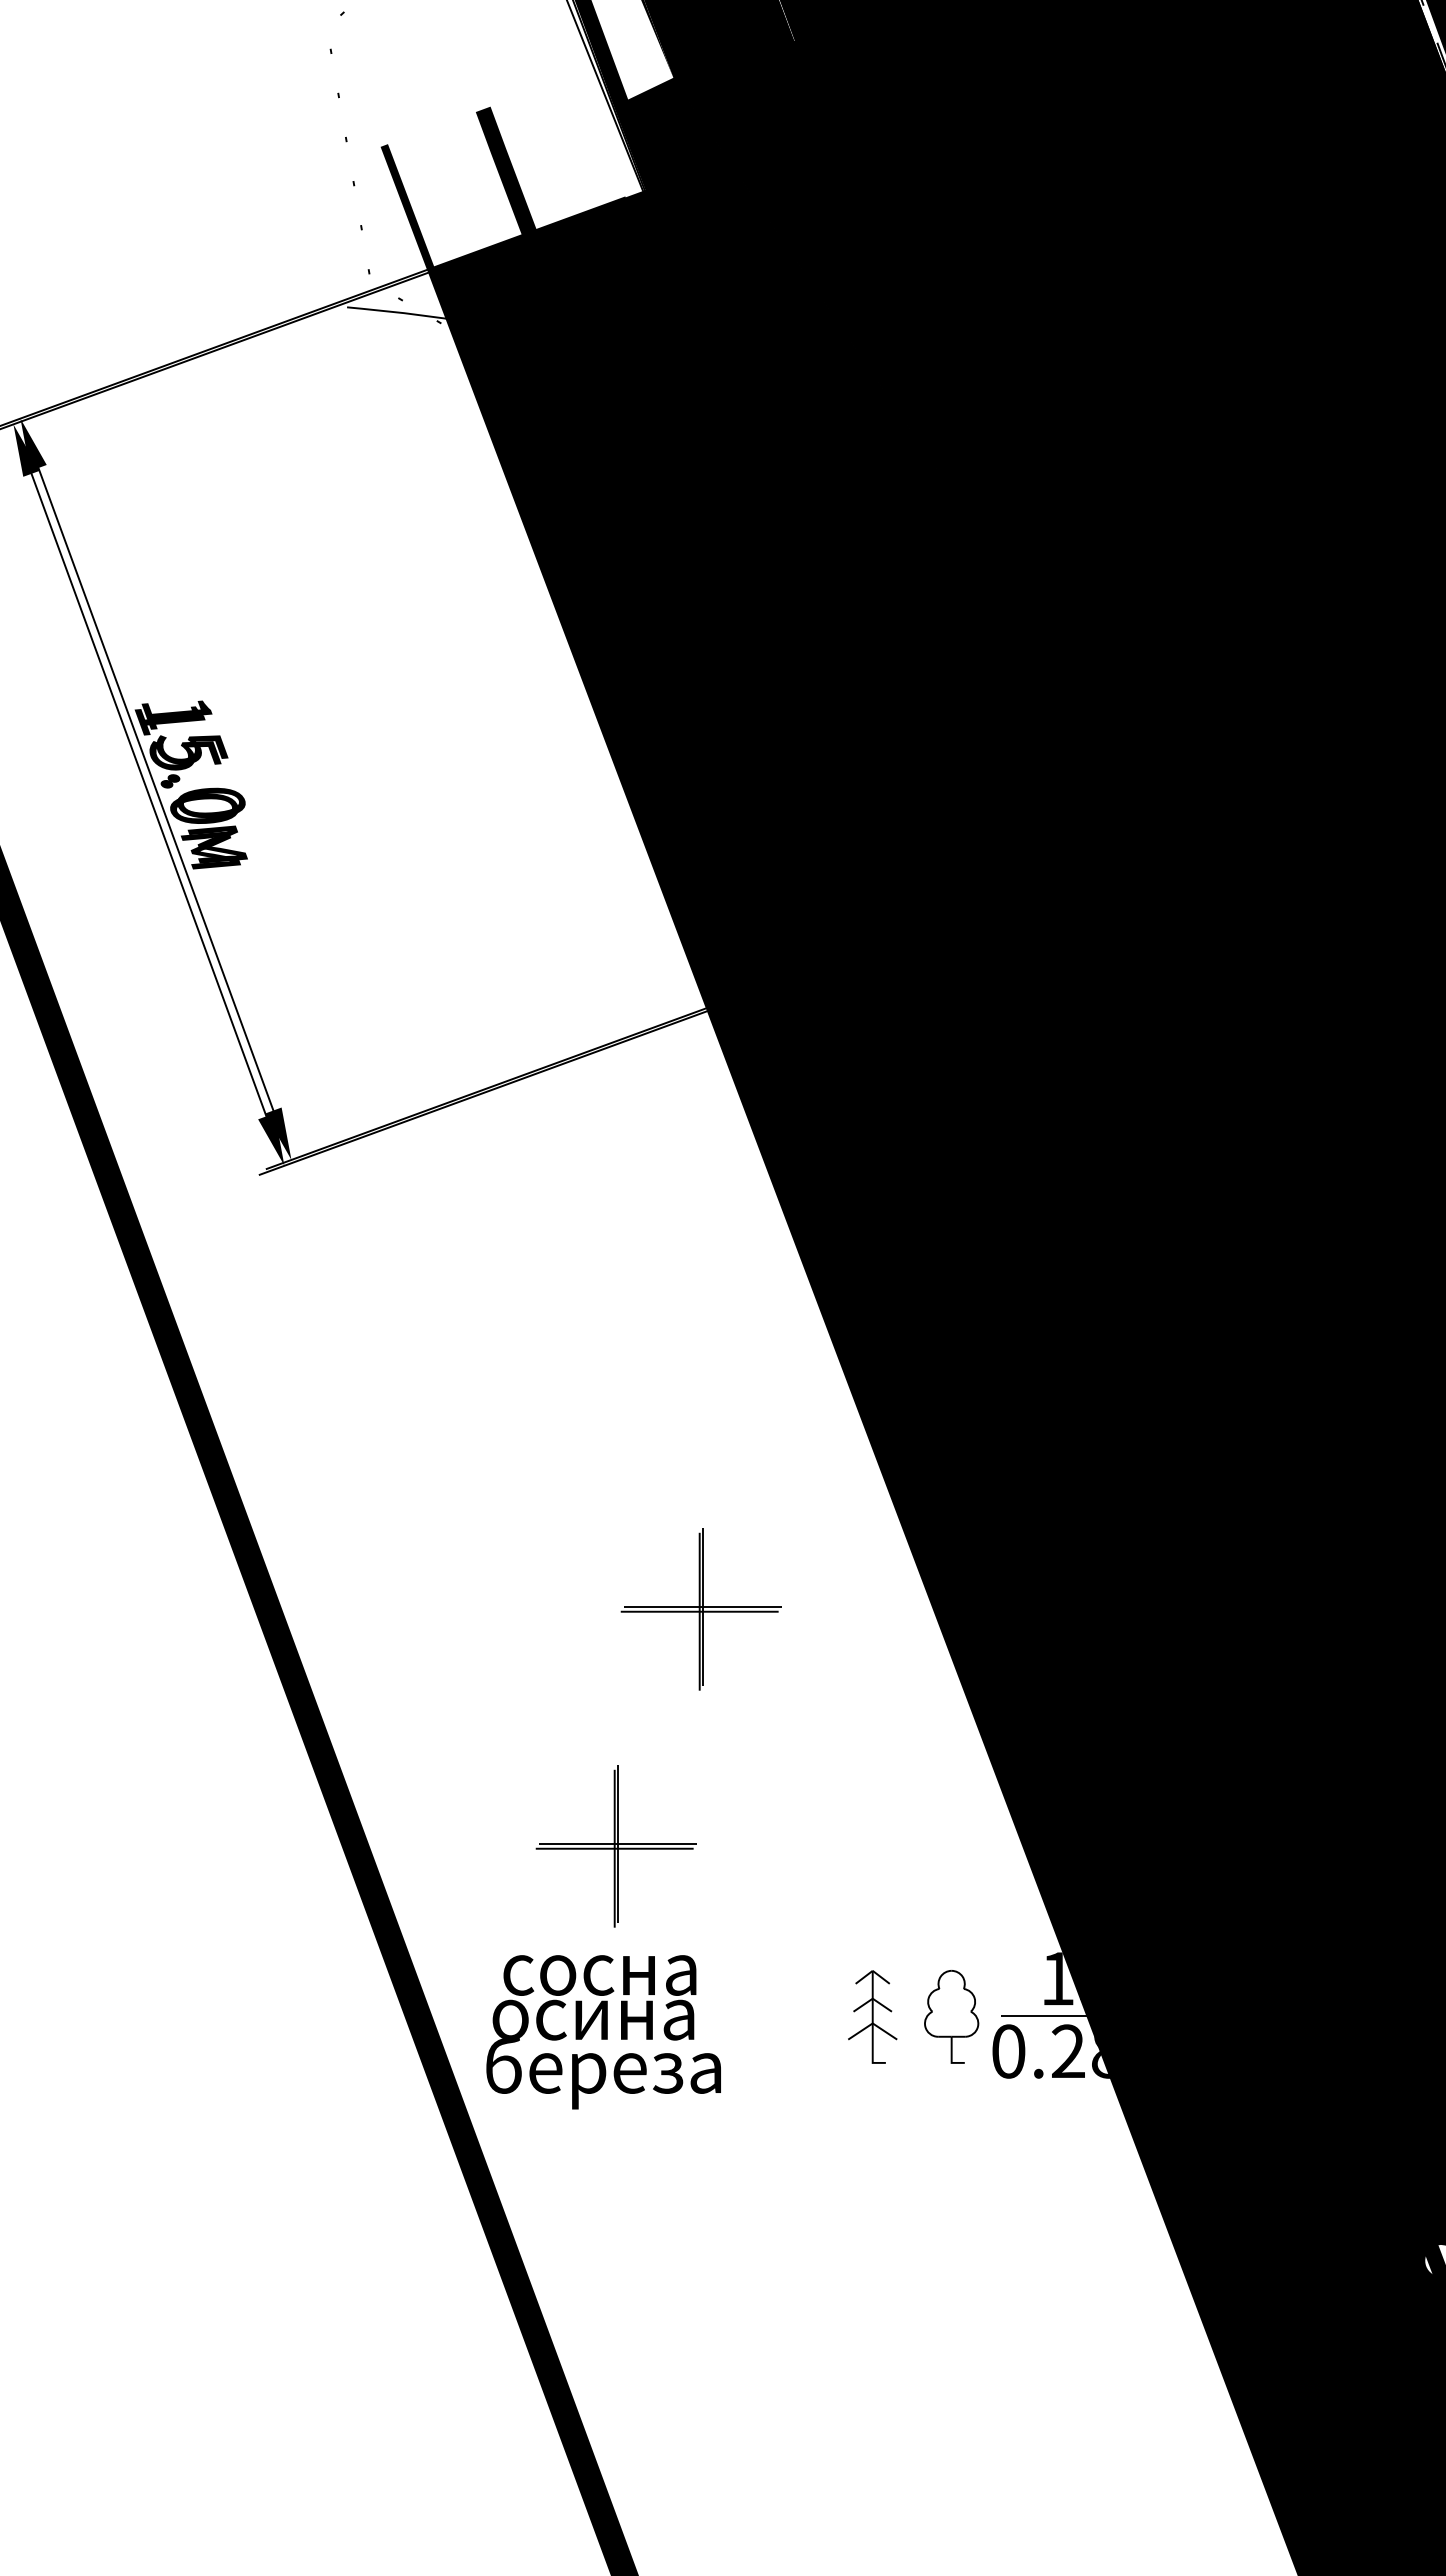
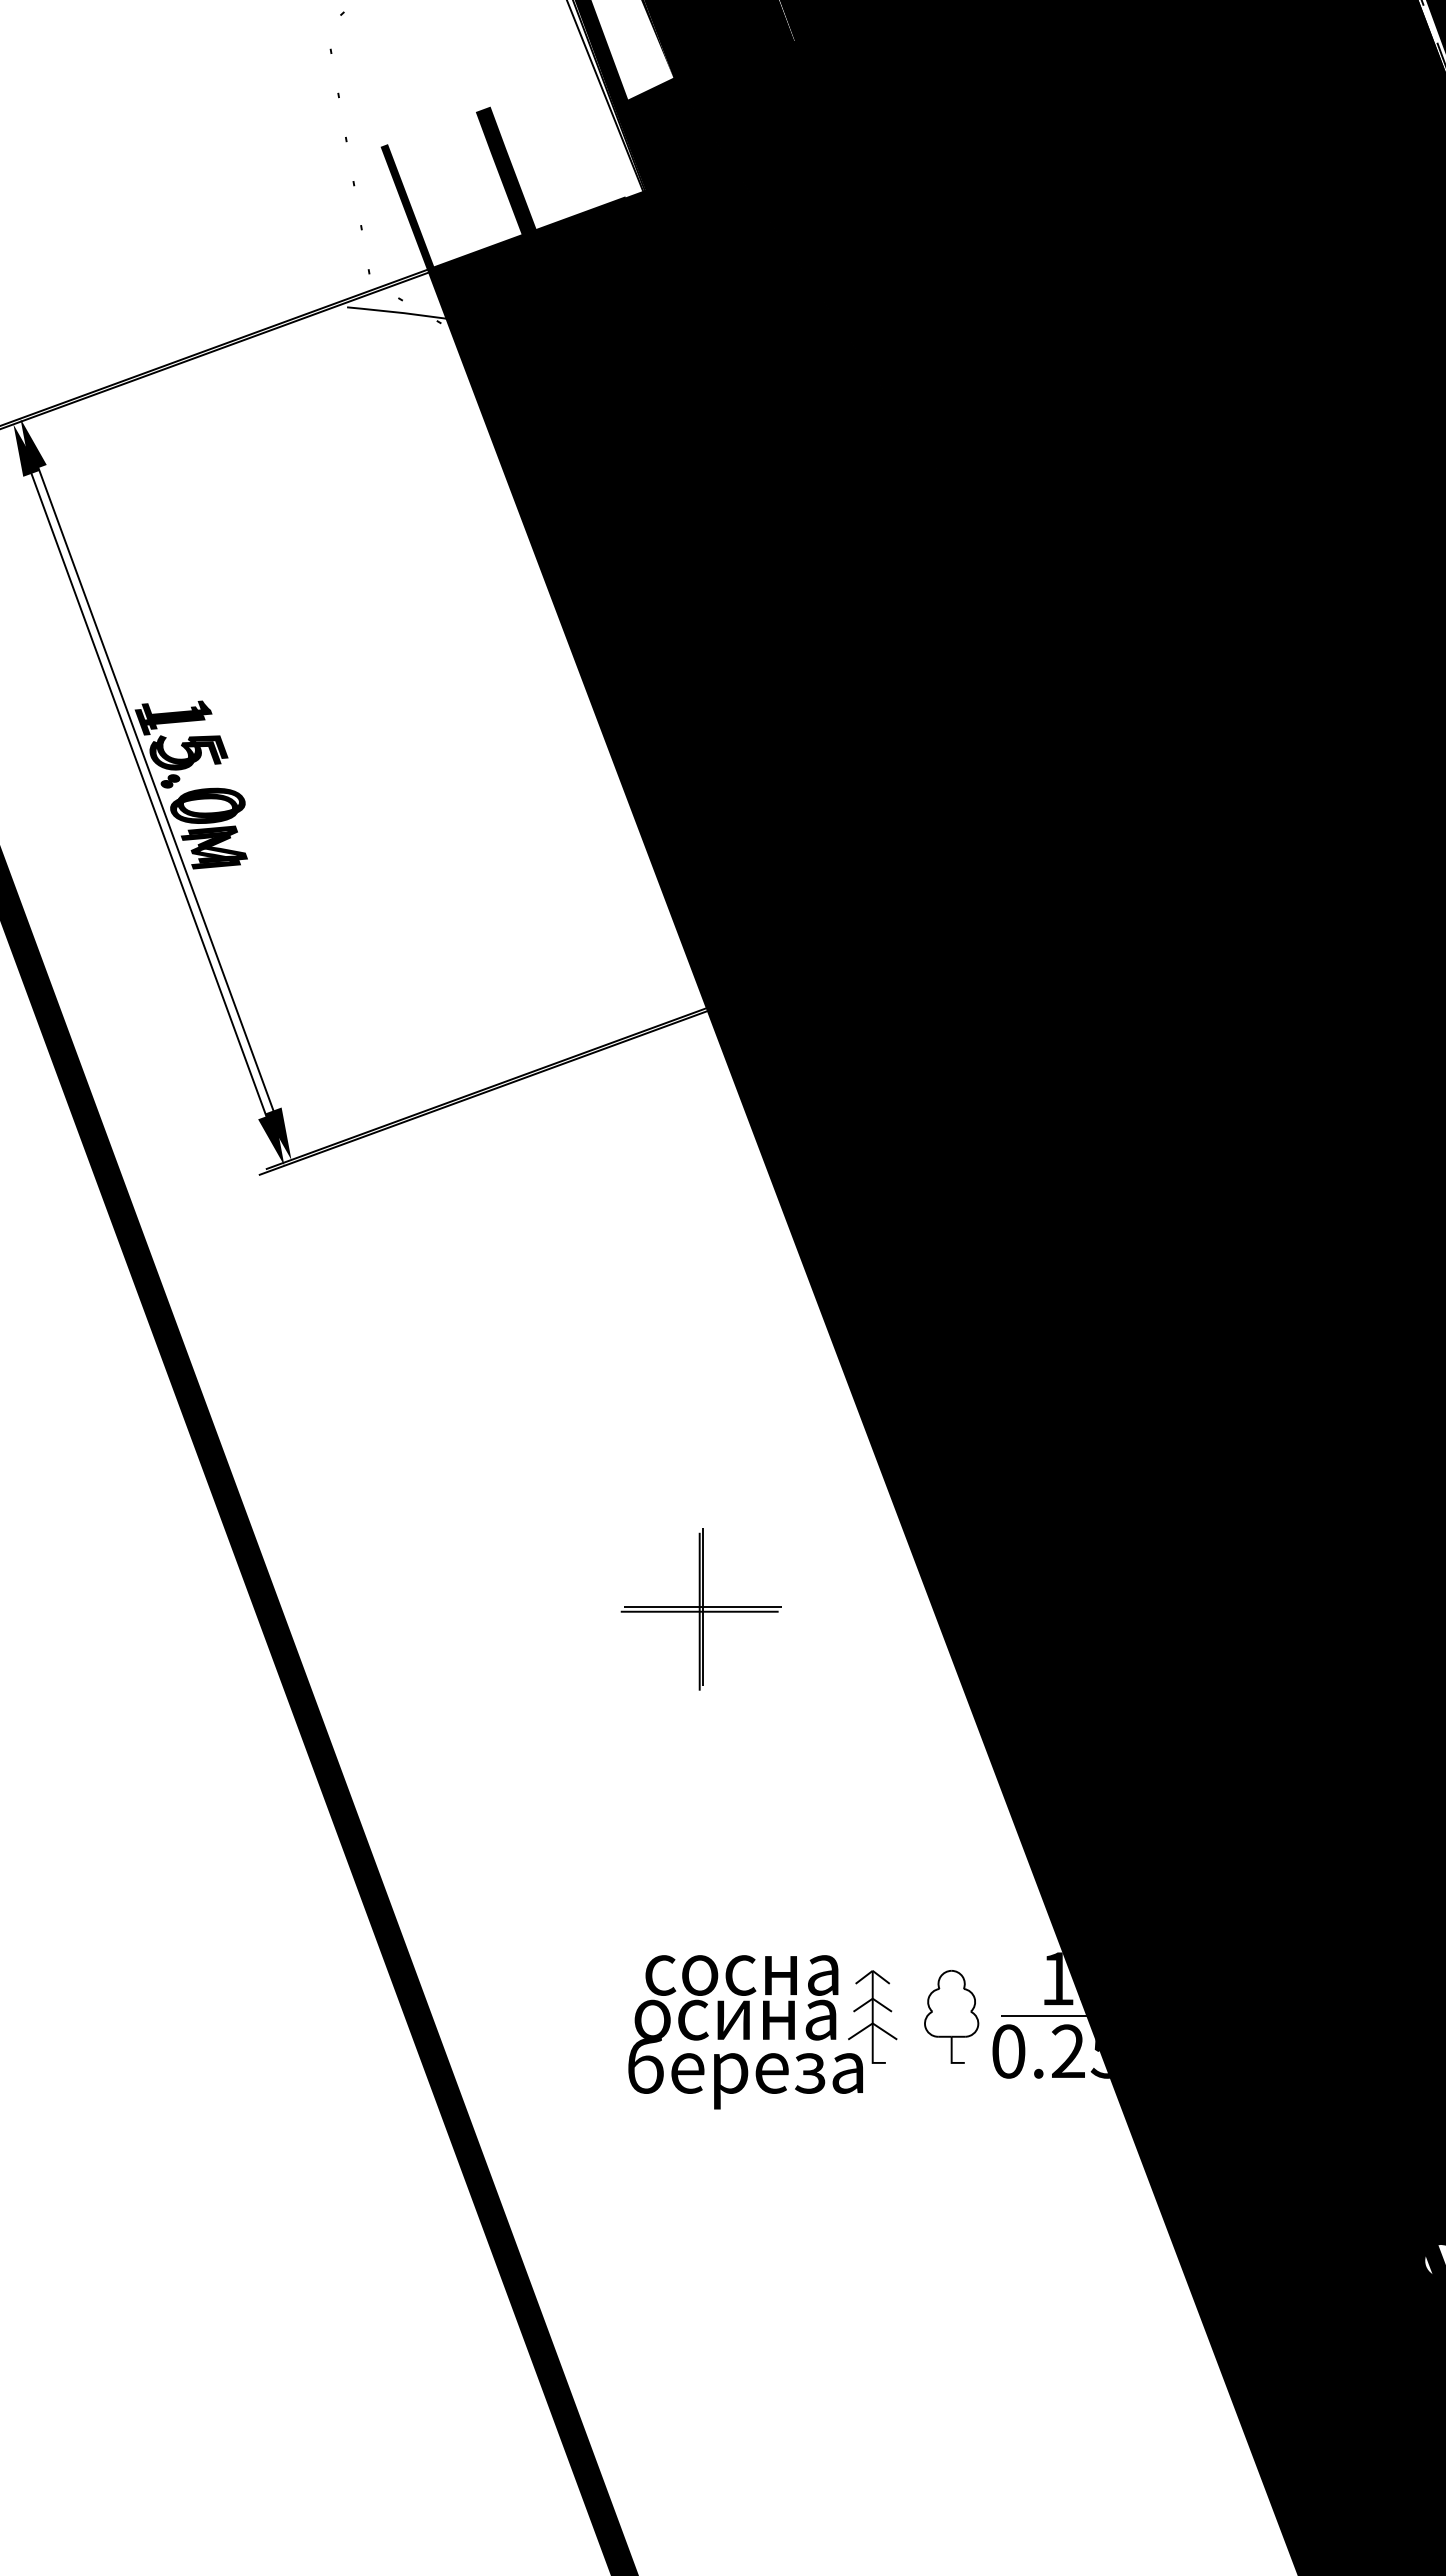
part: present -> none (615, 1846)
text position: (603, 2032) -> (745, 2032) (745, 2032)
text: 0.28 -> 0.25 (1099, 2057)
